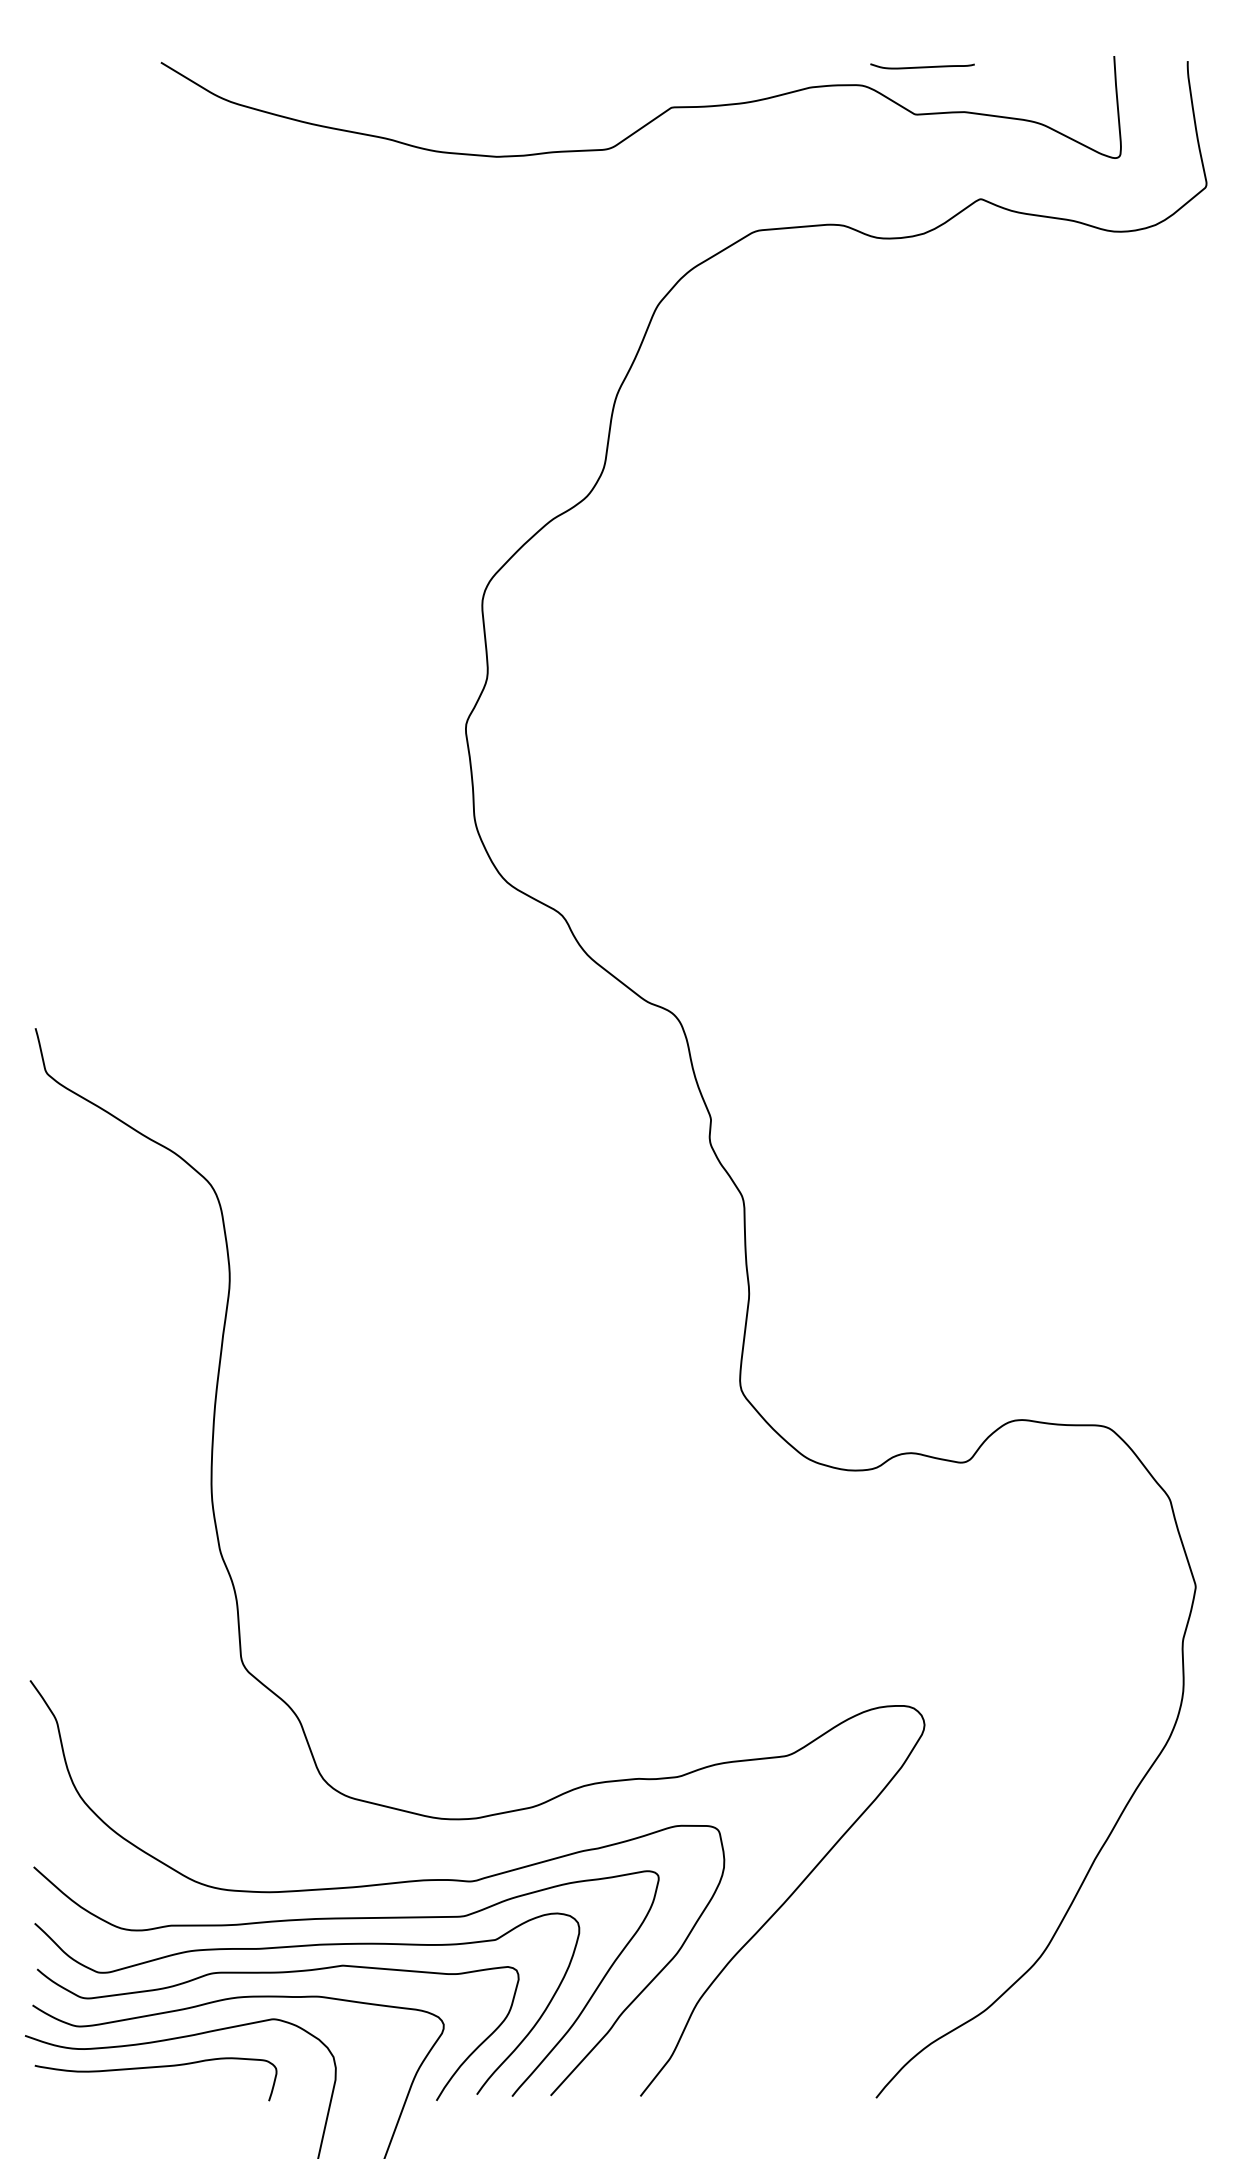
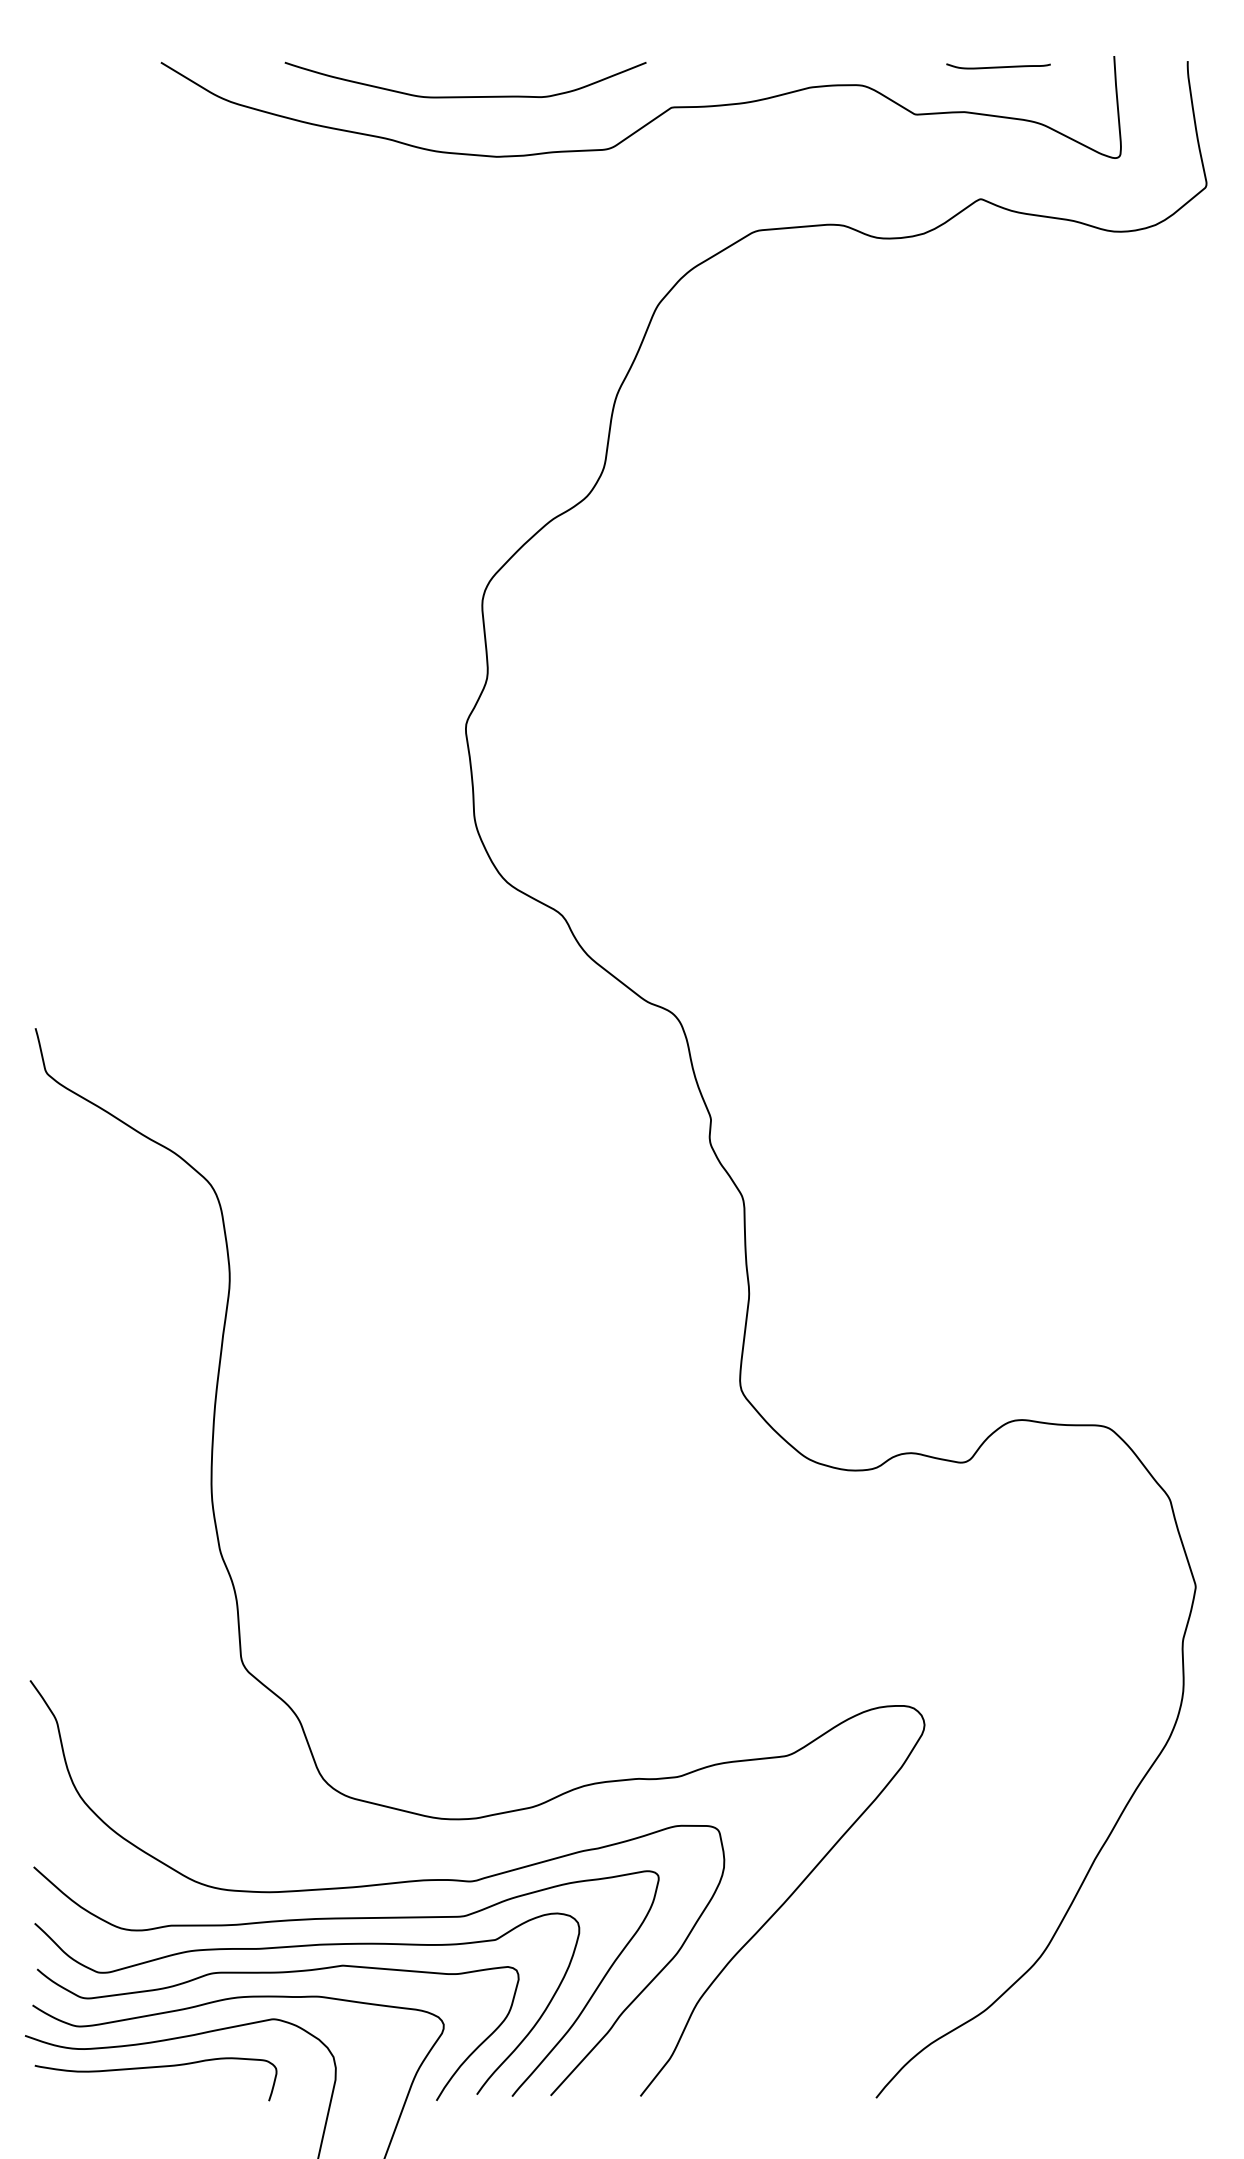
curve position: (922, 66) -> (998, 66) (998, 66)
curve: none -> present (465, 96)
